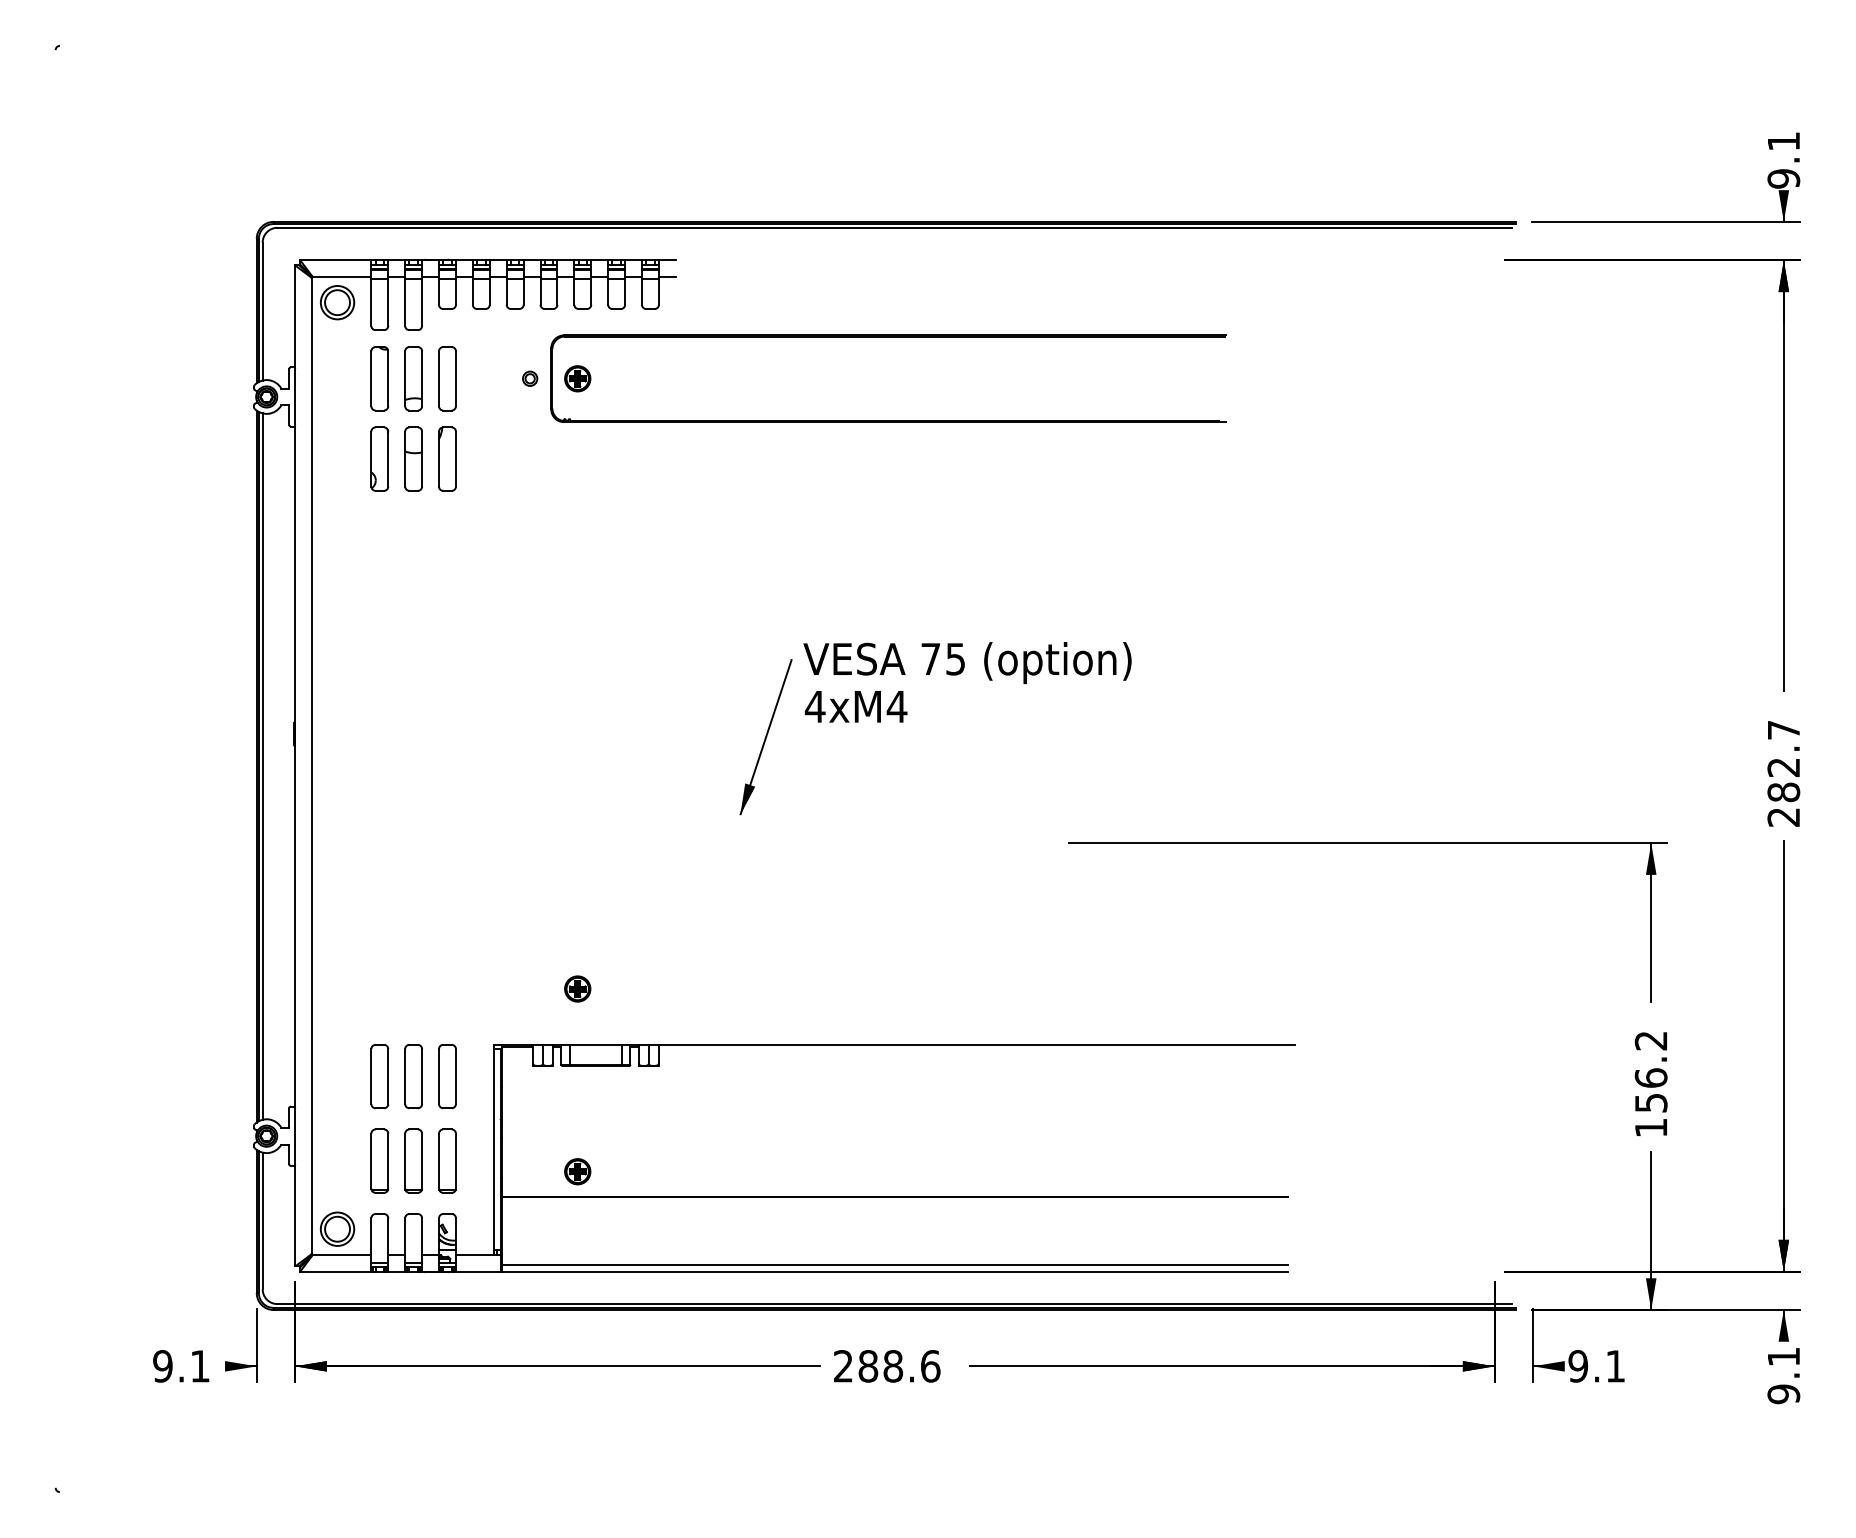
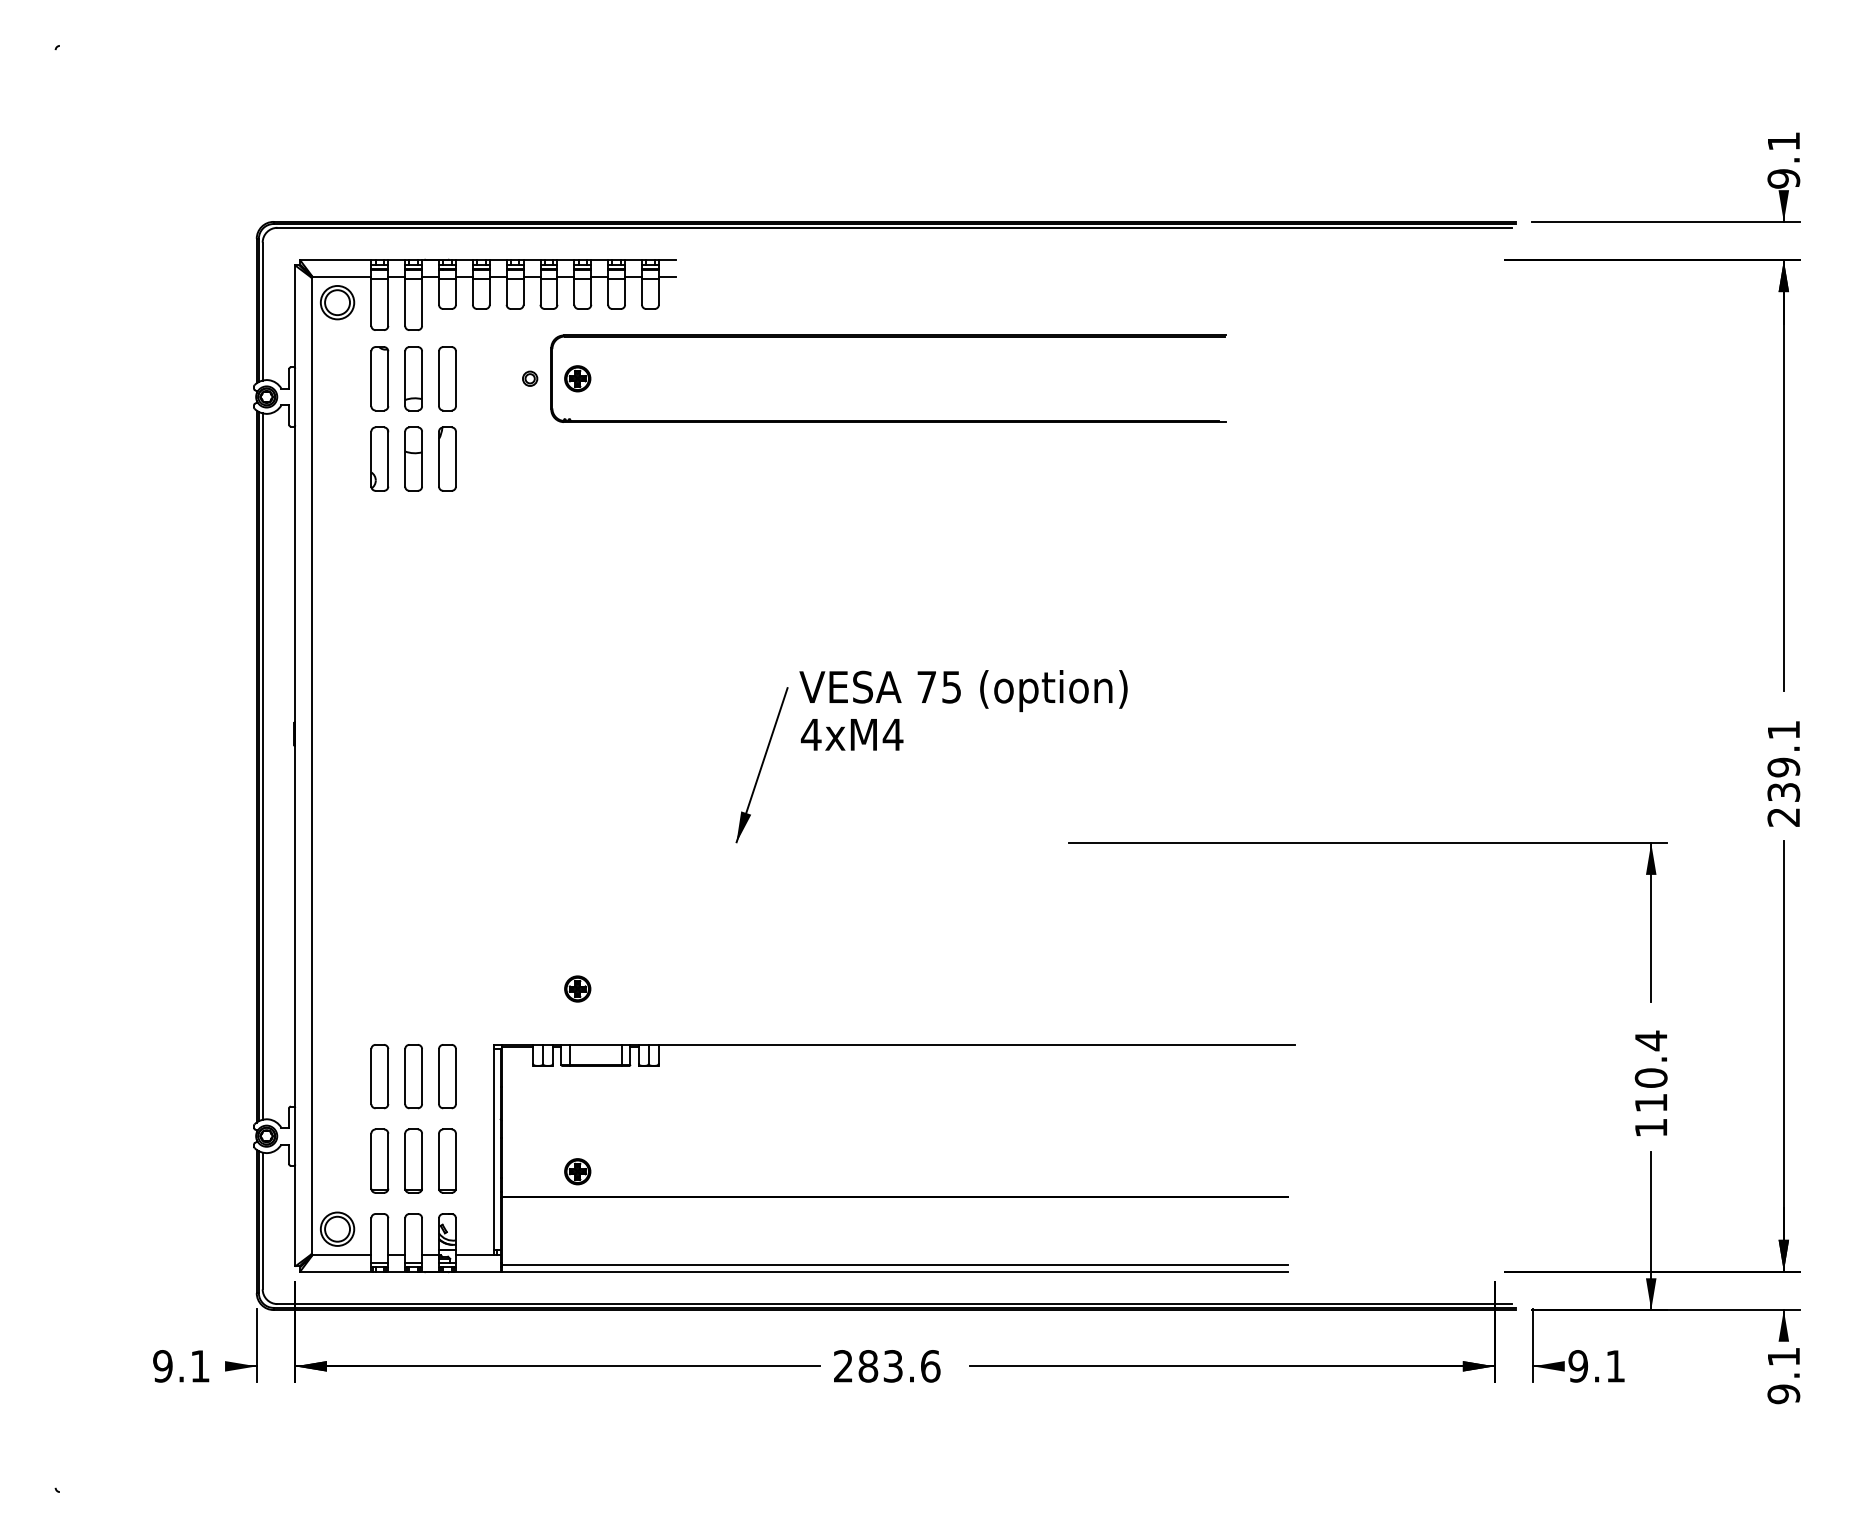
part position: (907, 714) -> (903, 742) (903, 742)
text: 282.7 -> 239.1 (1783, 761)
text: 156.2 -> 110.4 (1650, 1071)
text: 288.6 -> 283.6 (893, 1366)
